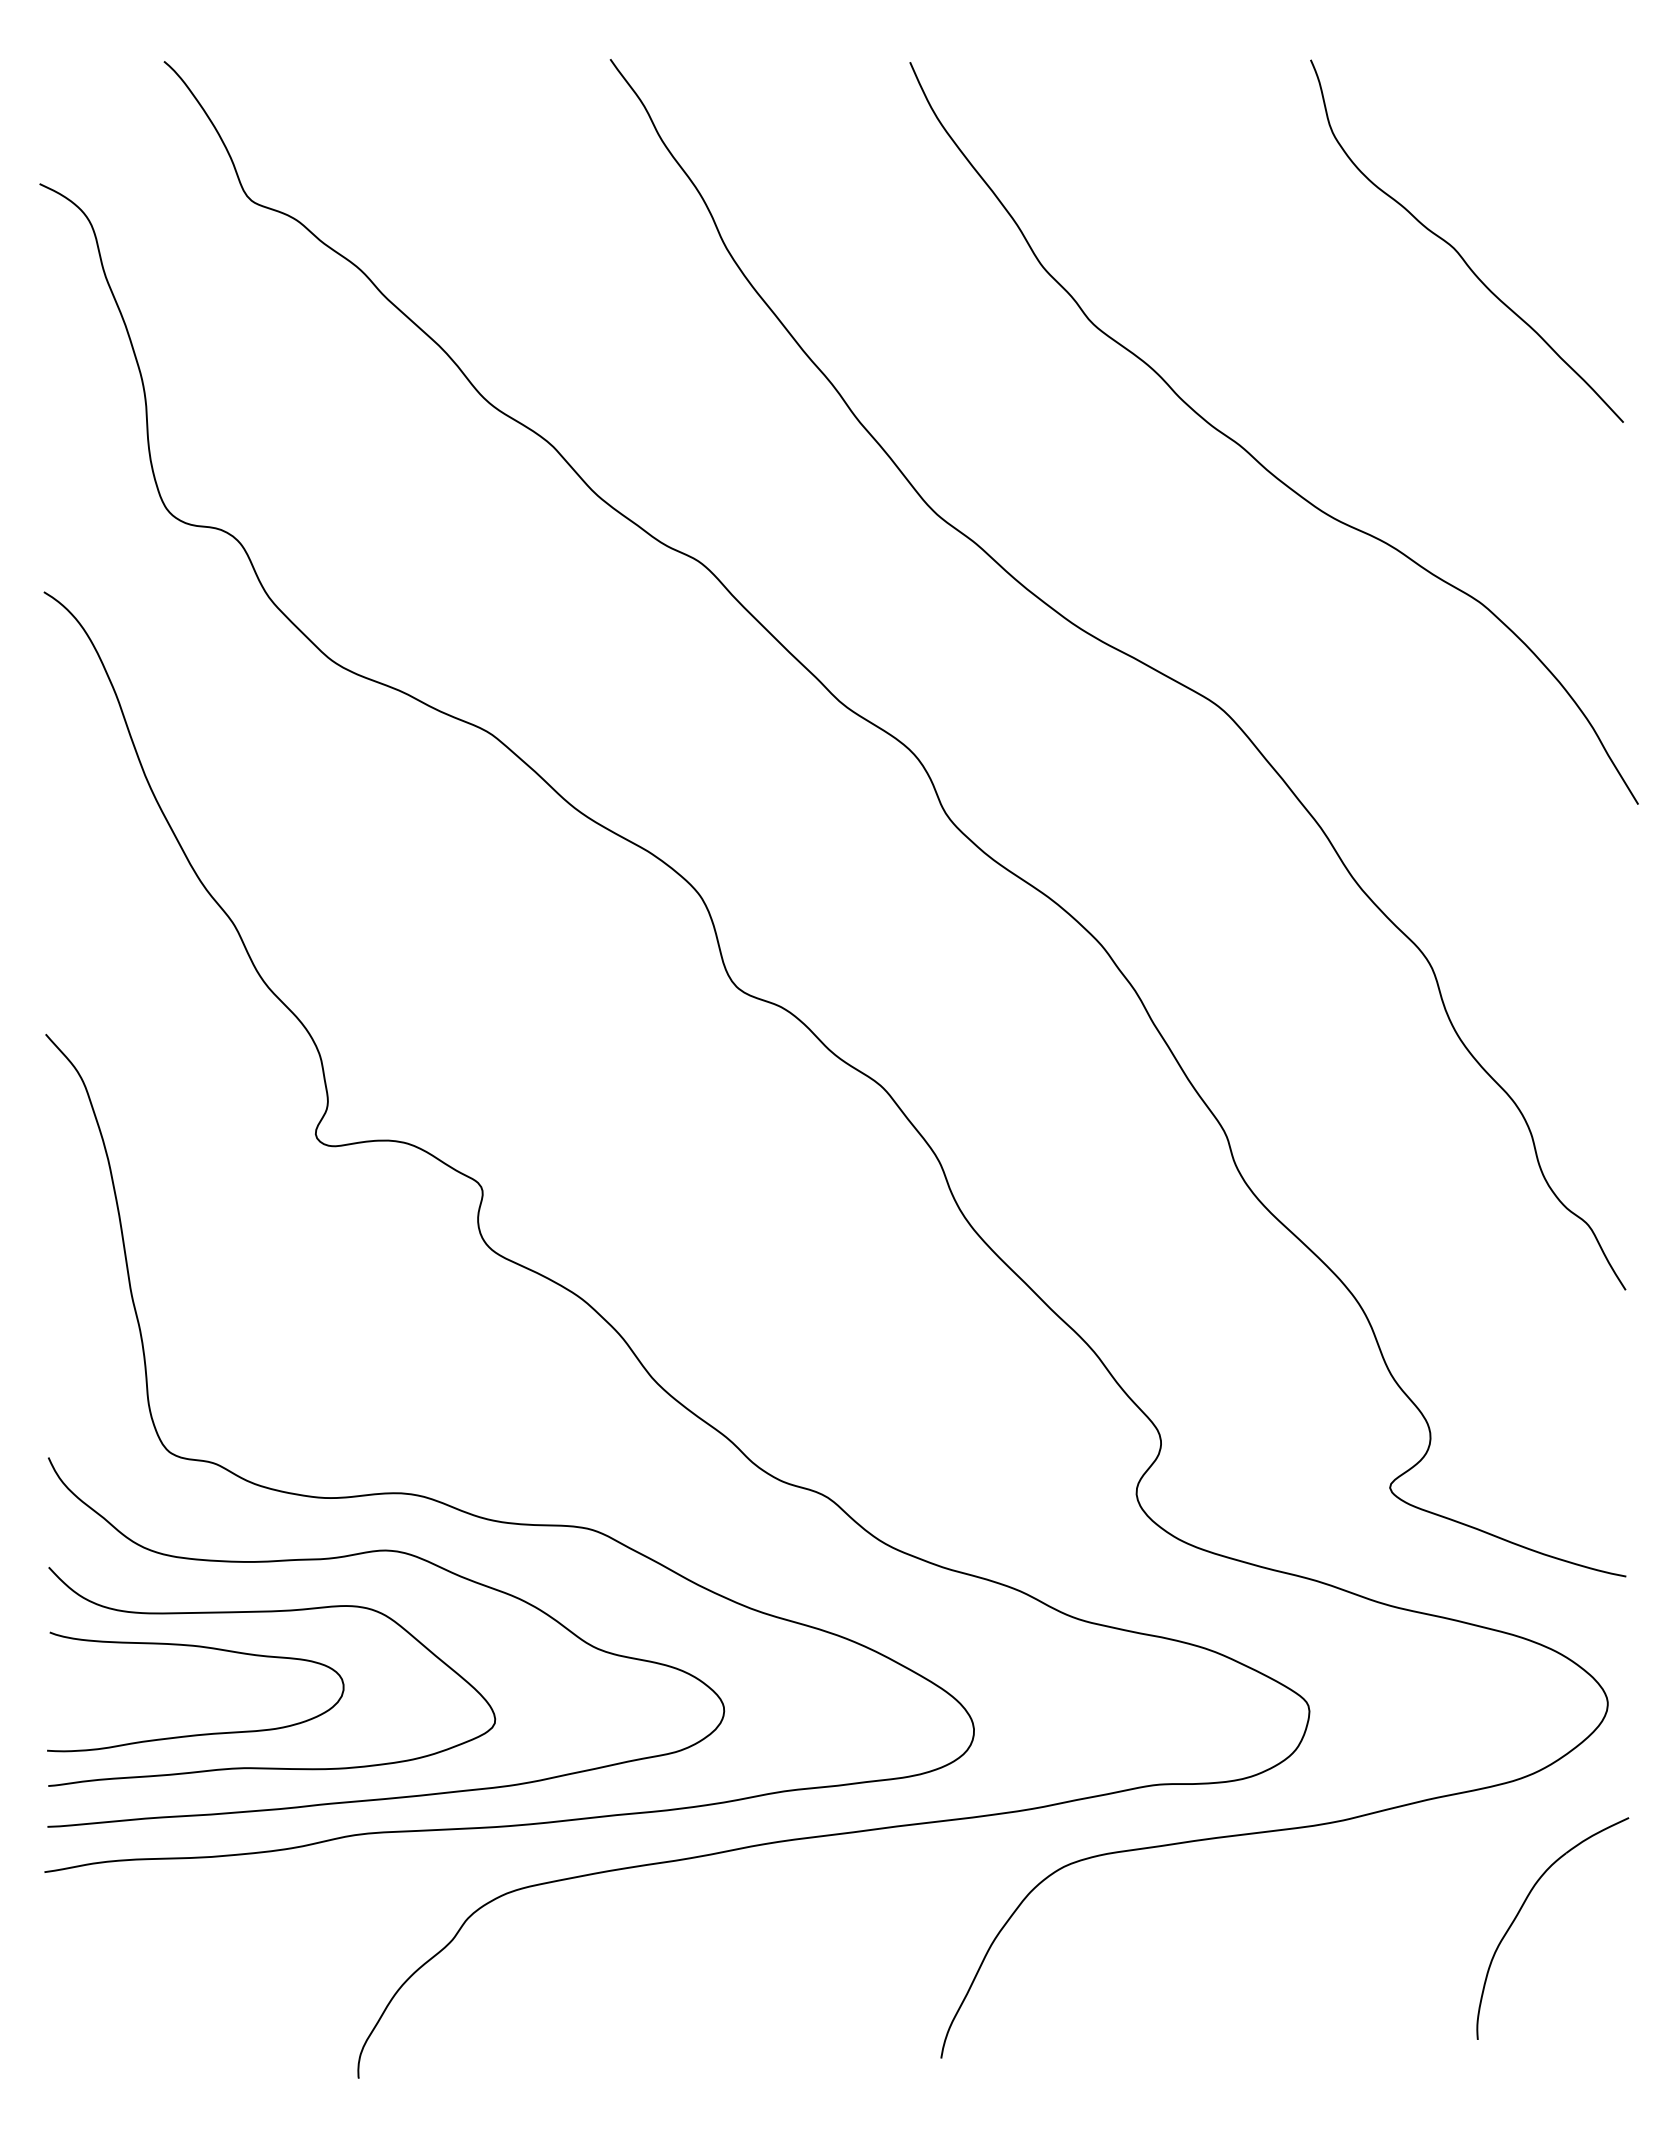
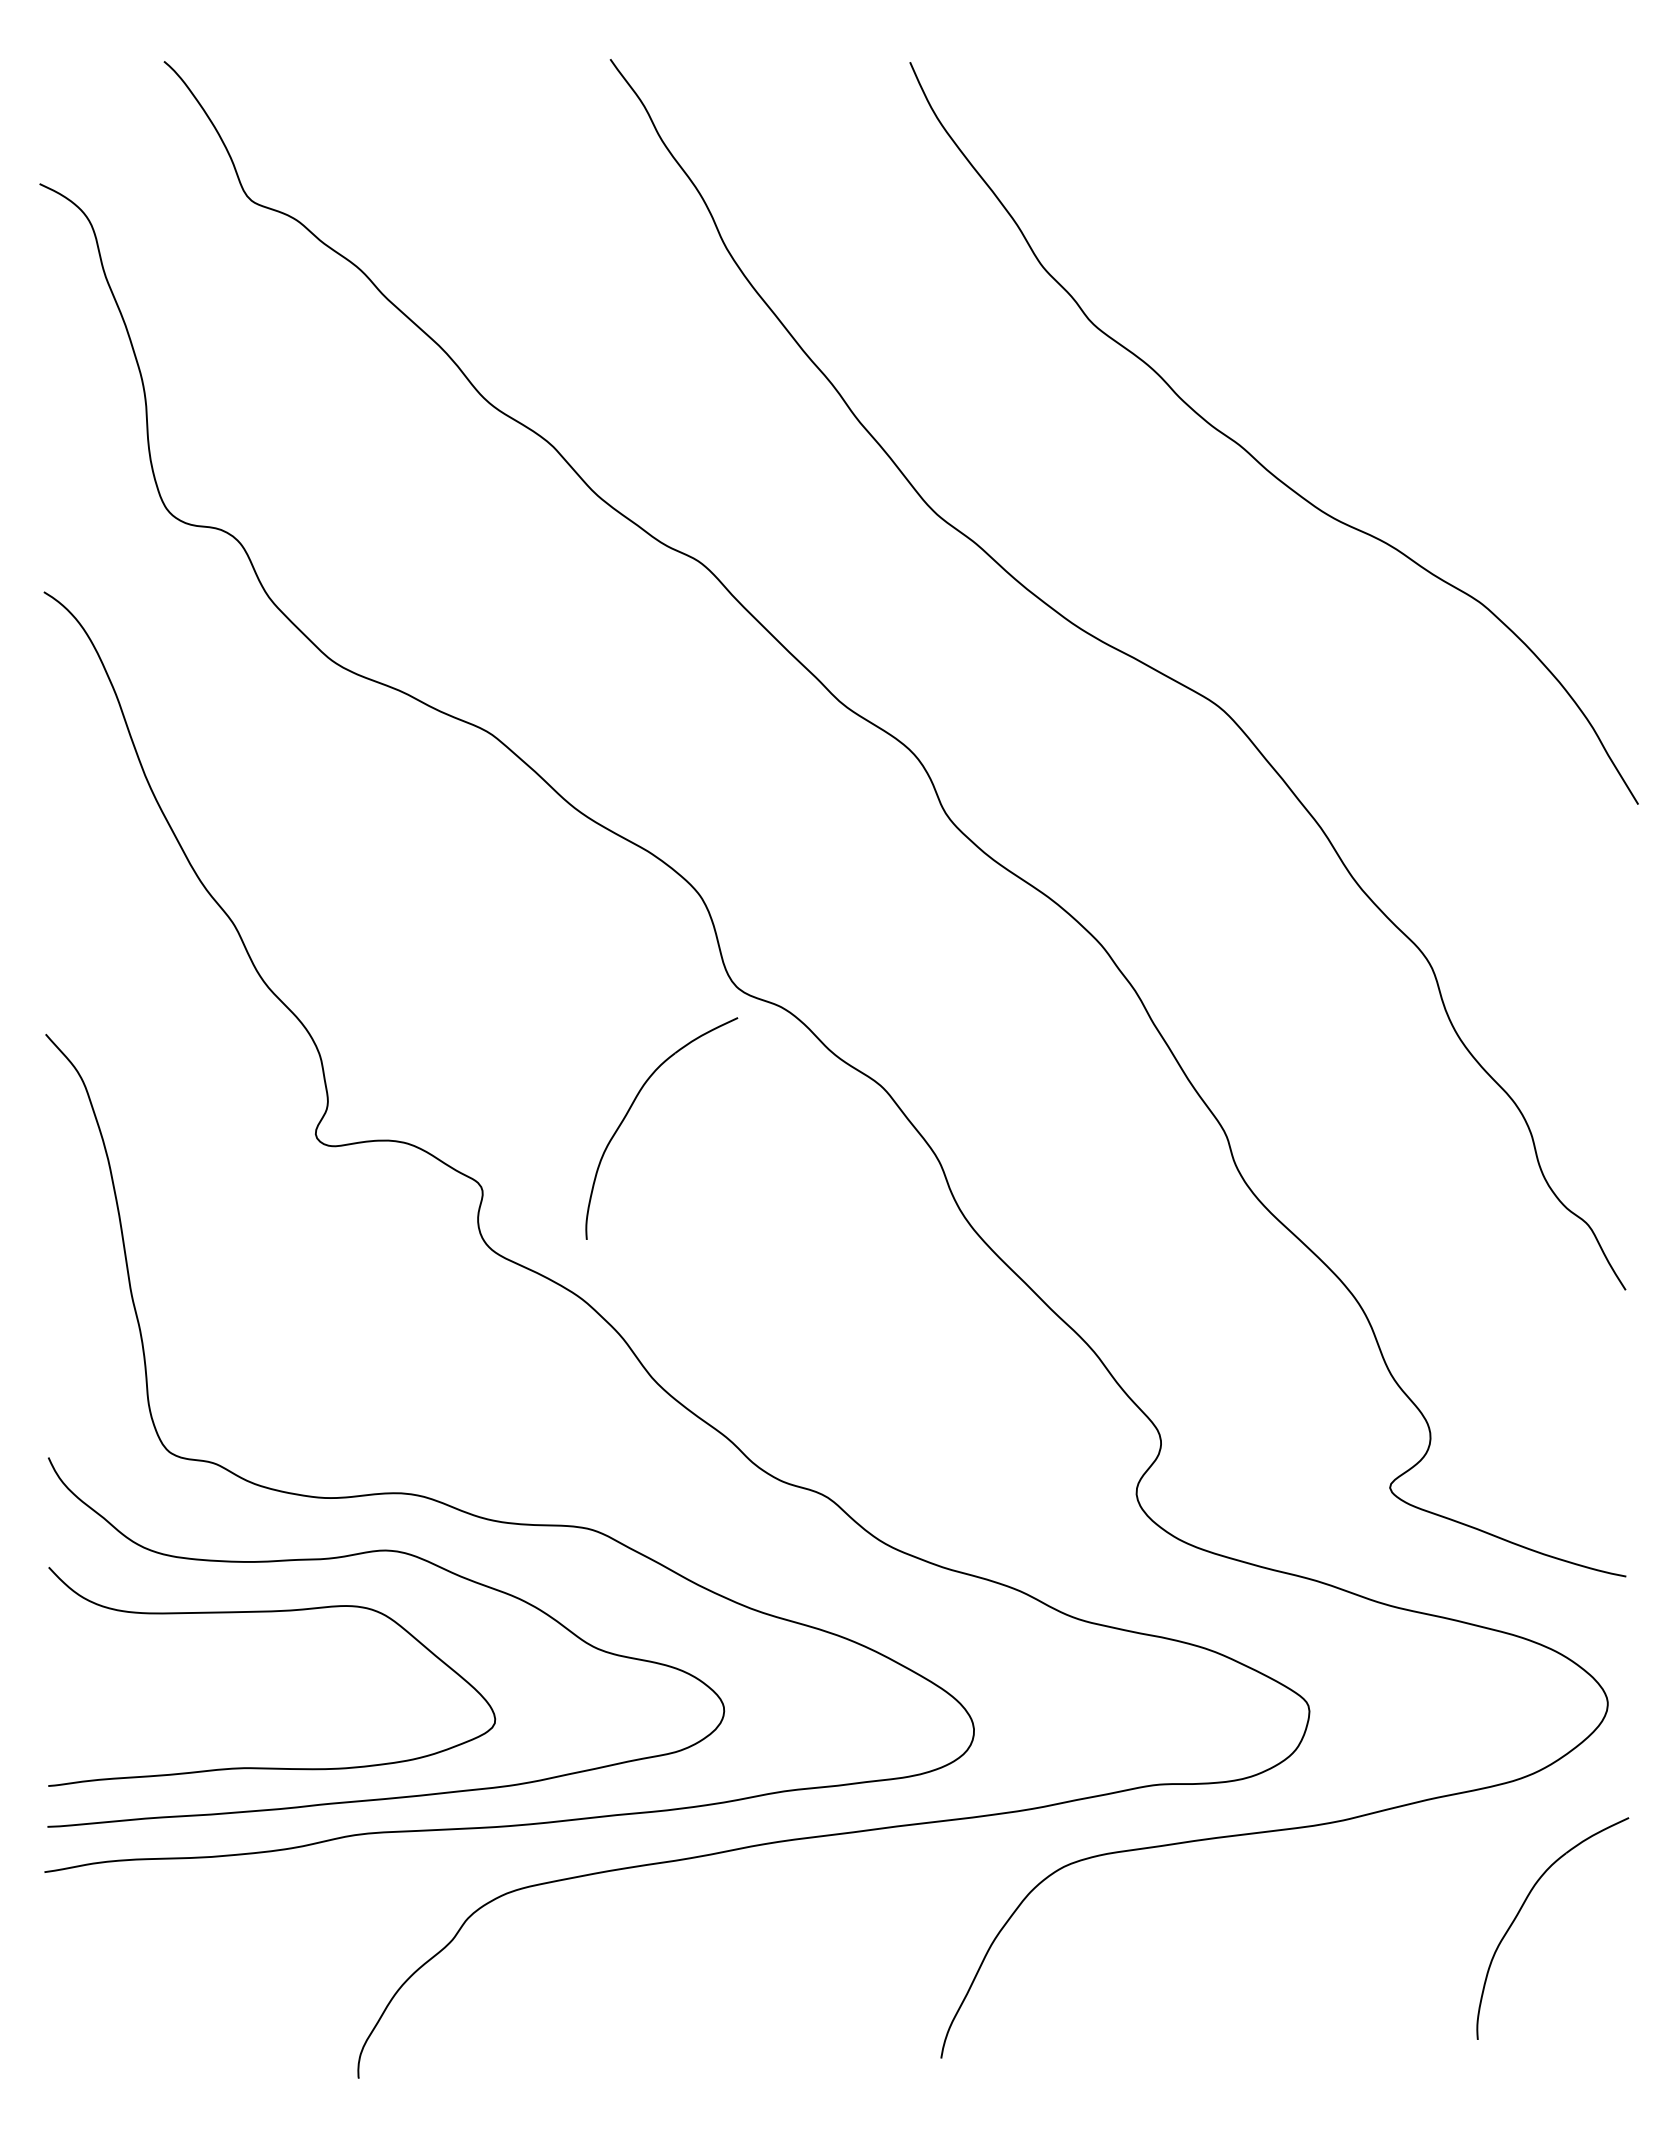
curve: present -> none (1456, 249)
part: none -> present (629, 1111)
curve: present -> none (202, 1733)
